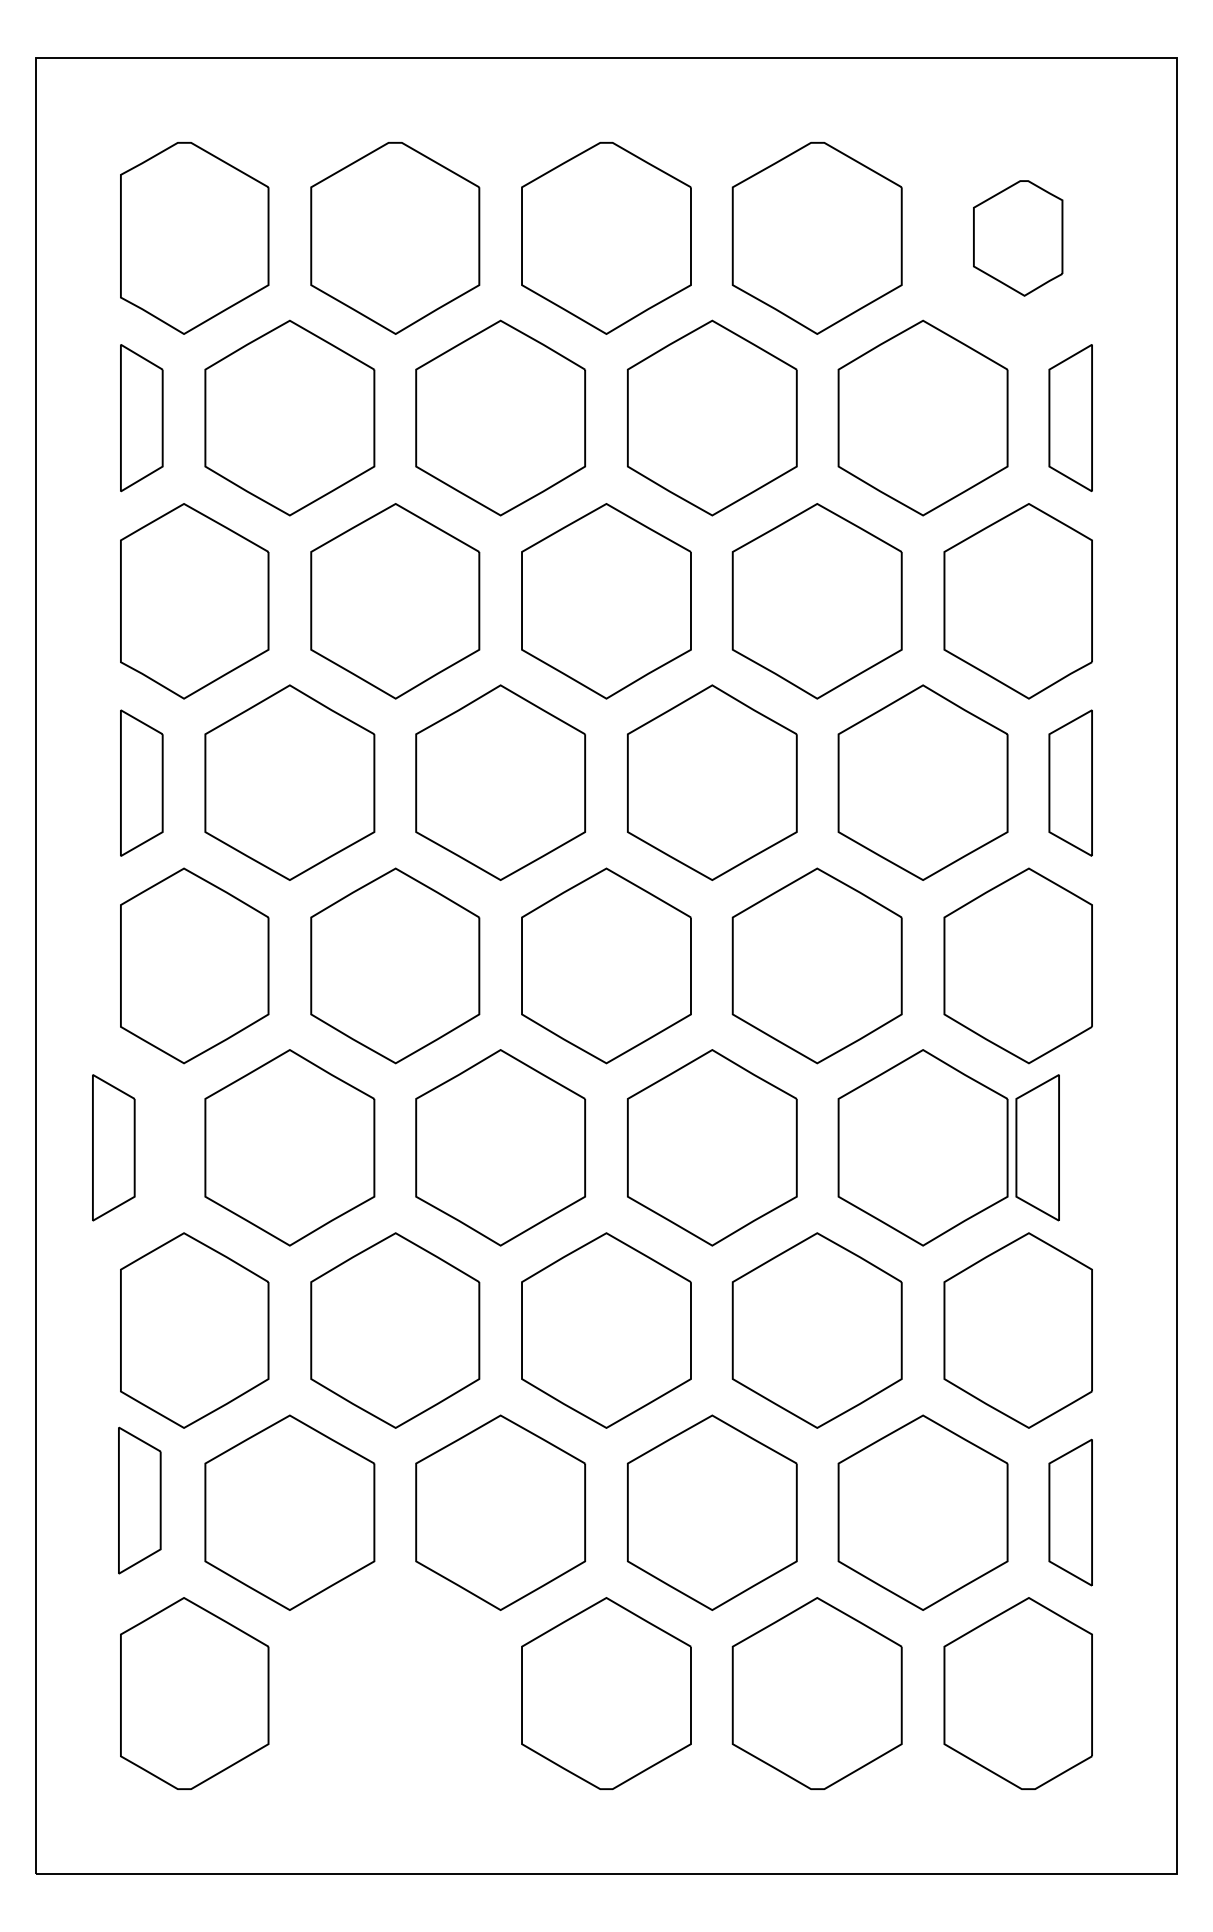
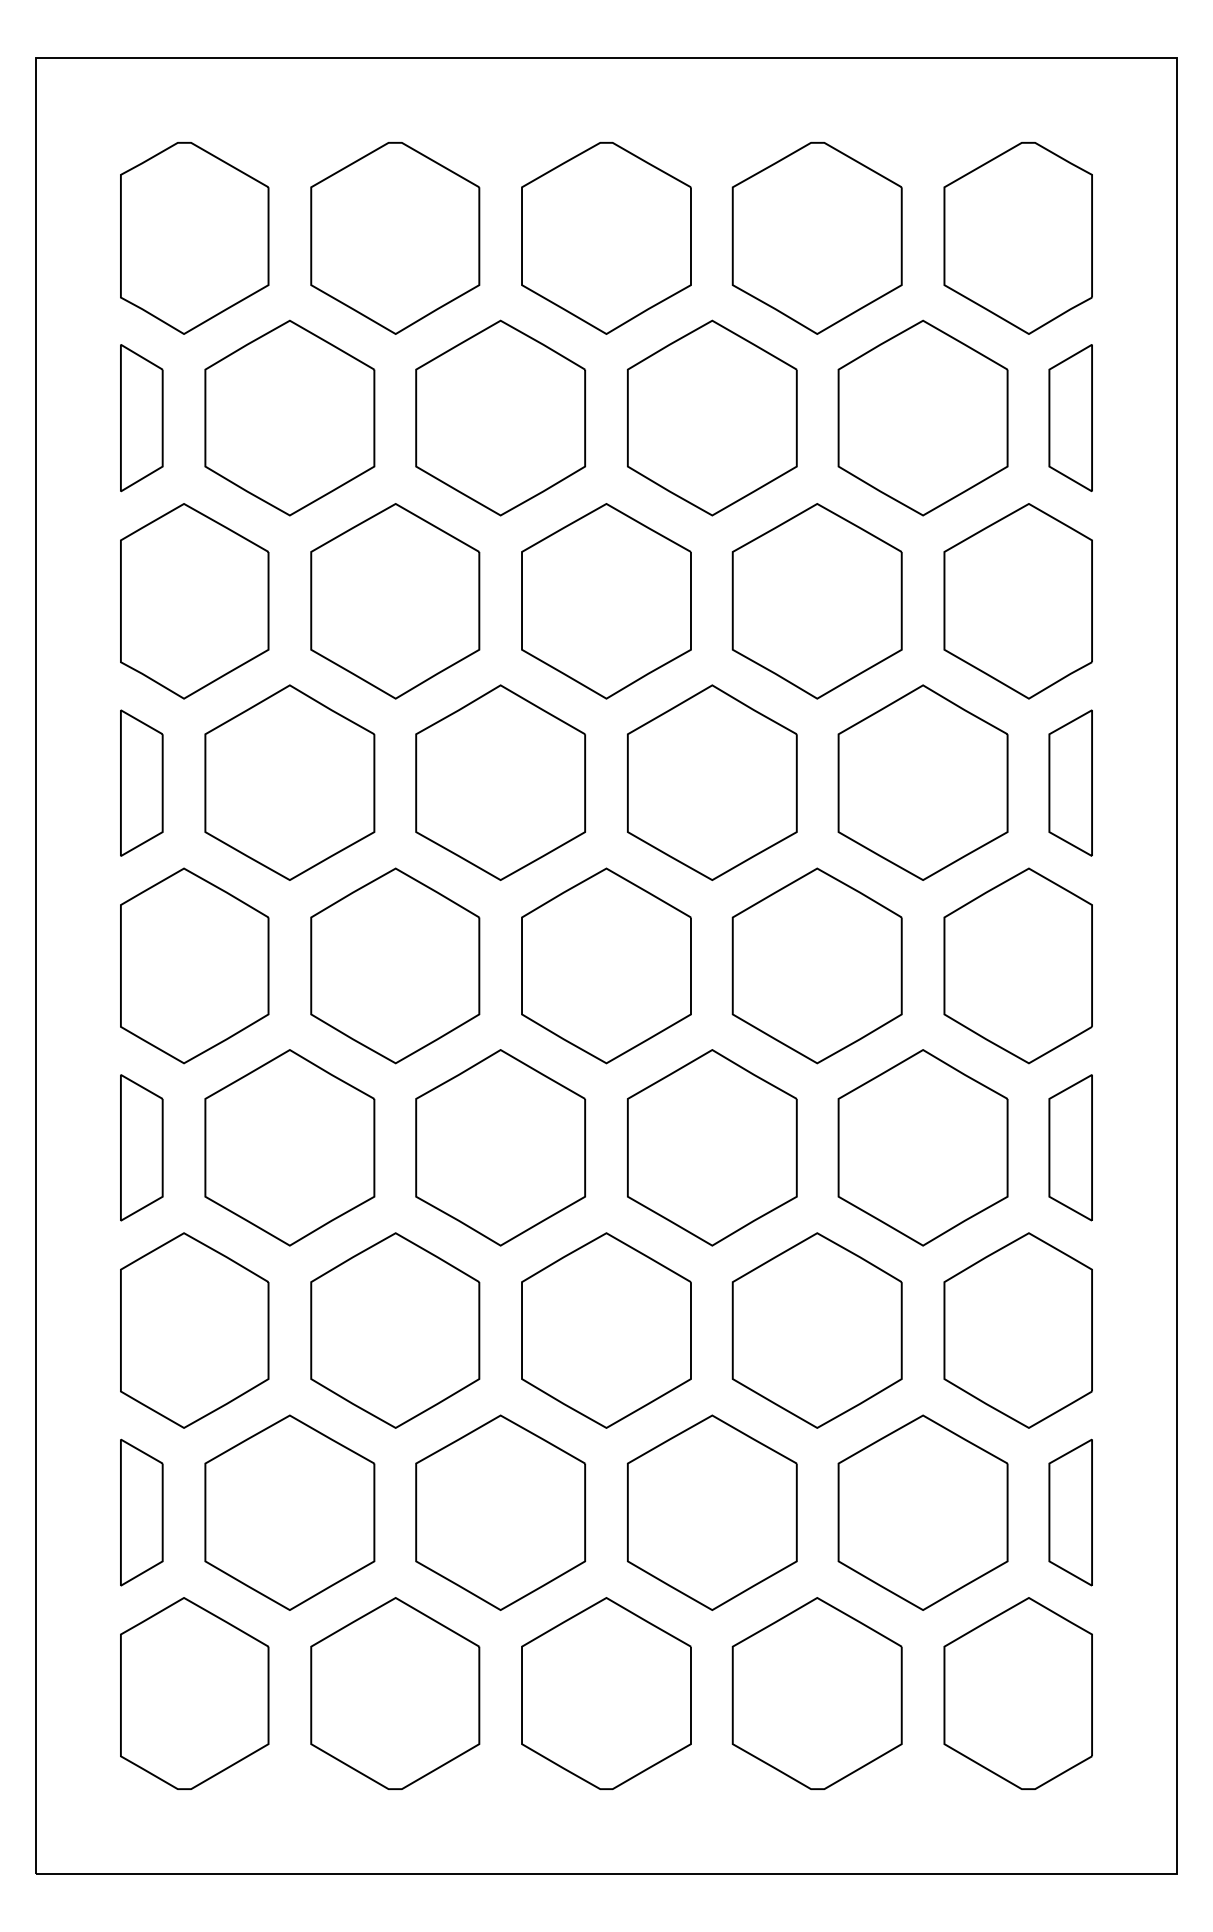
part size: 91x117 px -> 150x193 px (1017, 238)
part position: (113, 1147) -> (141, 1147) (141, 1147)
part position: (1037, 1147) -> (1070, 1147) (1070, 1147)
part position: (139, 1500) -> (141, 1512) (141, 1512)
part: none -> present (395, 1693)
